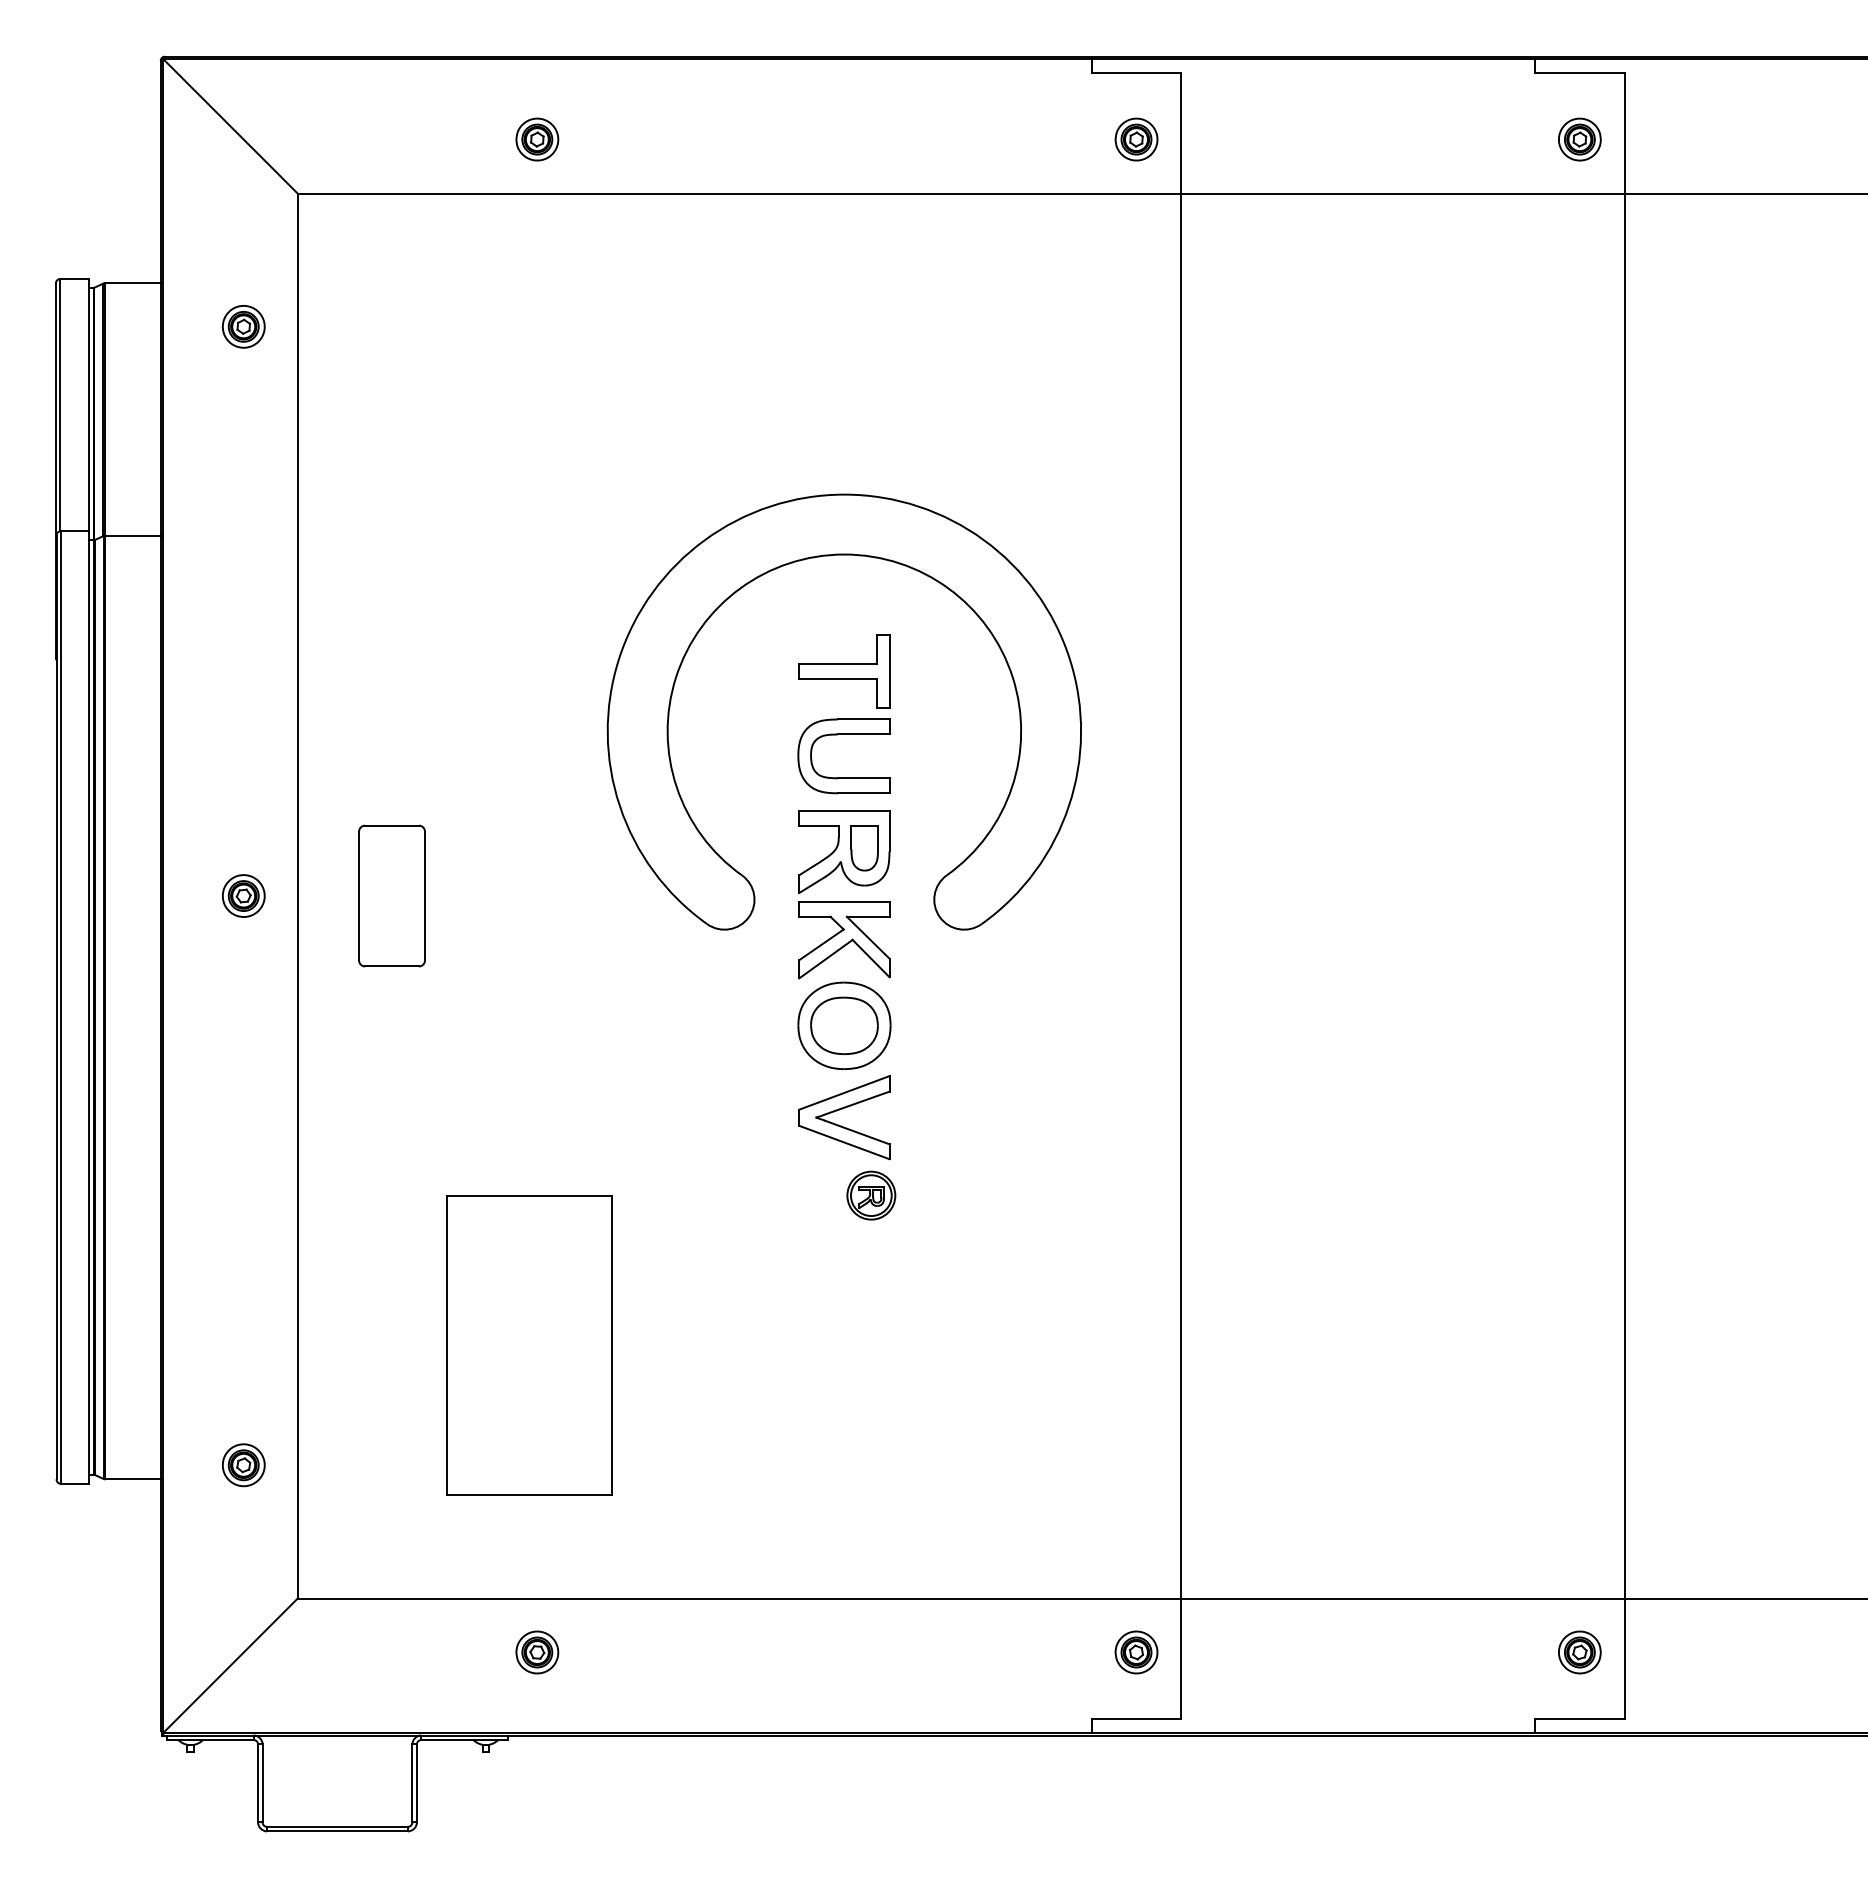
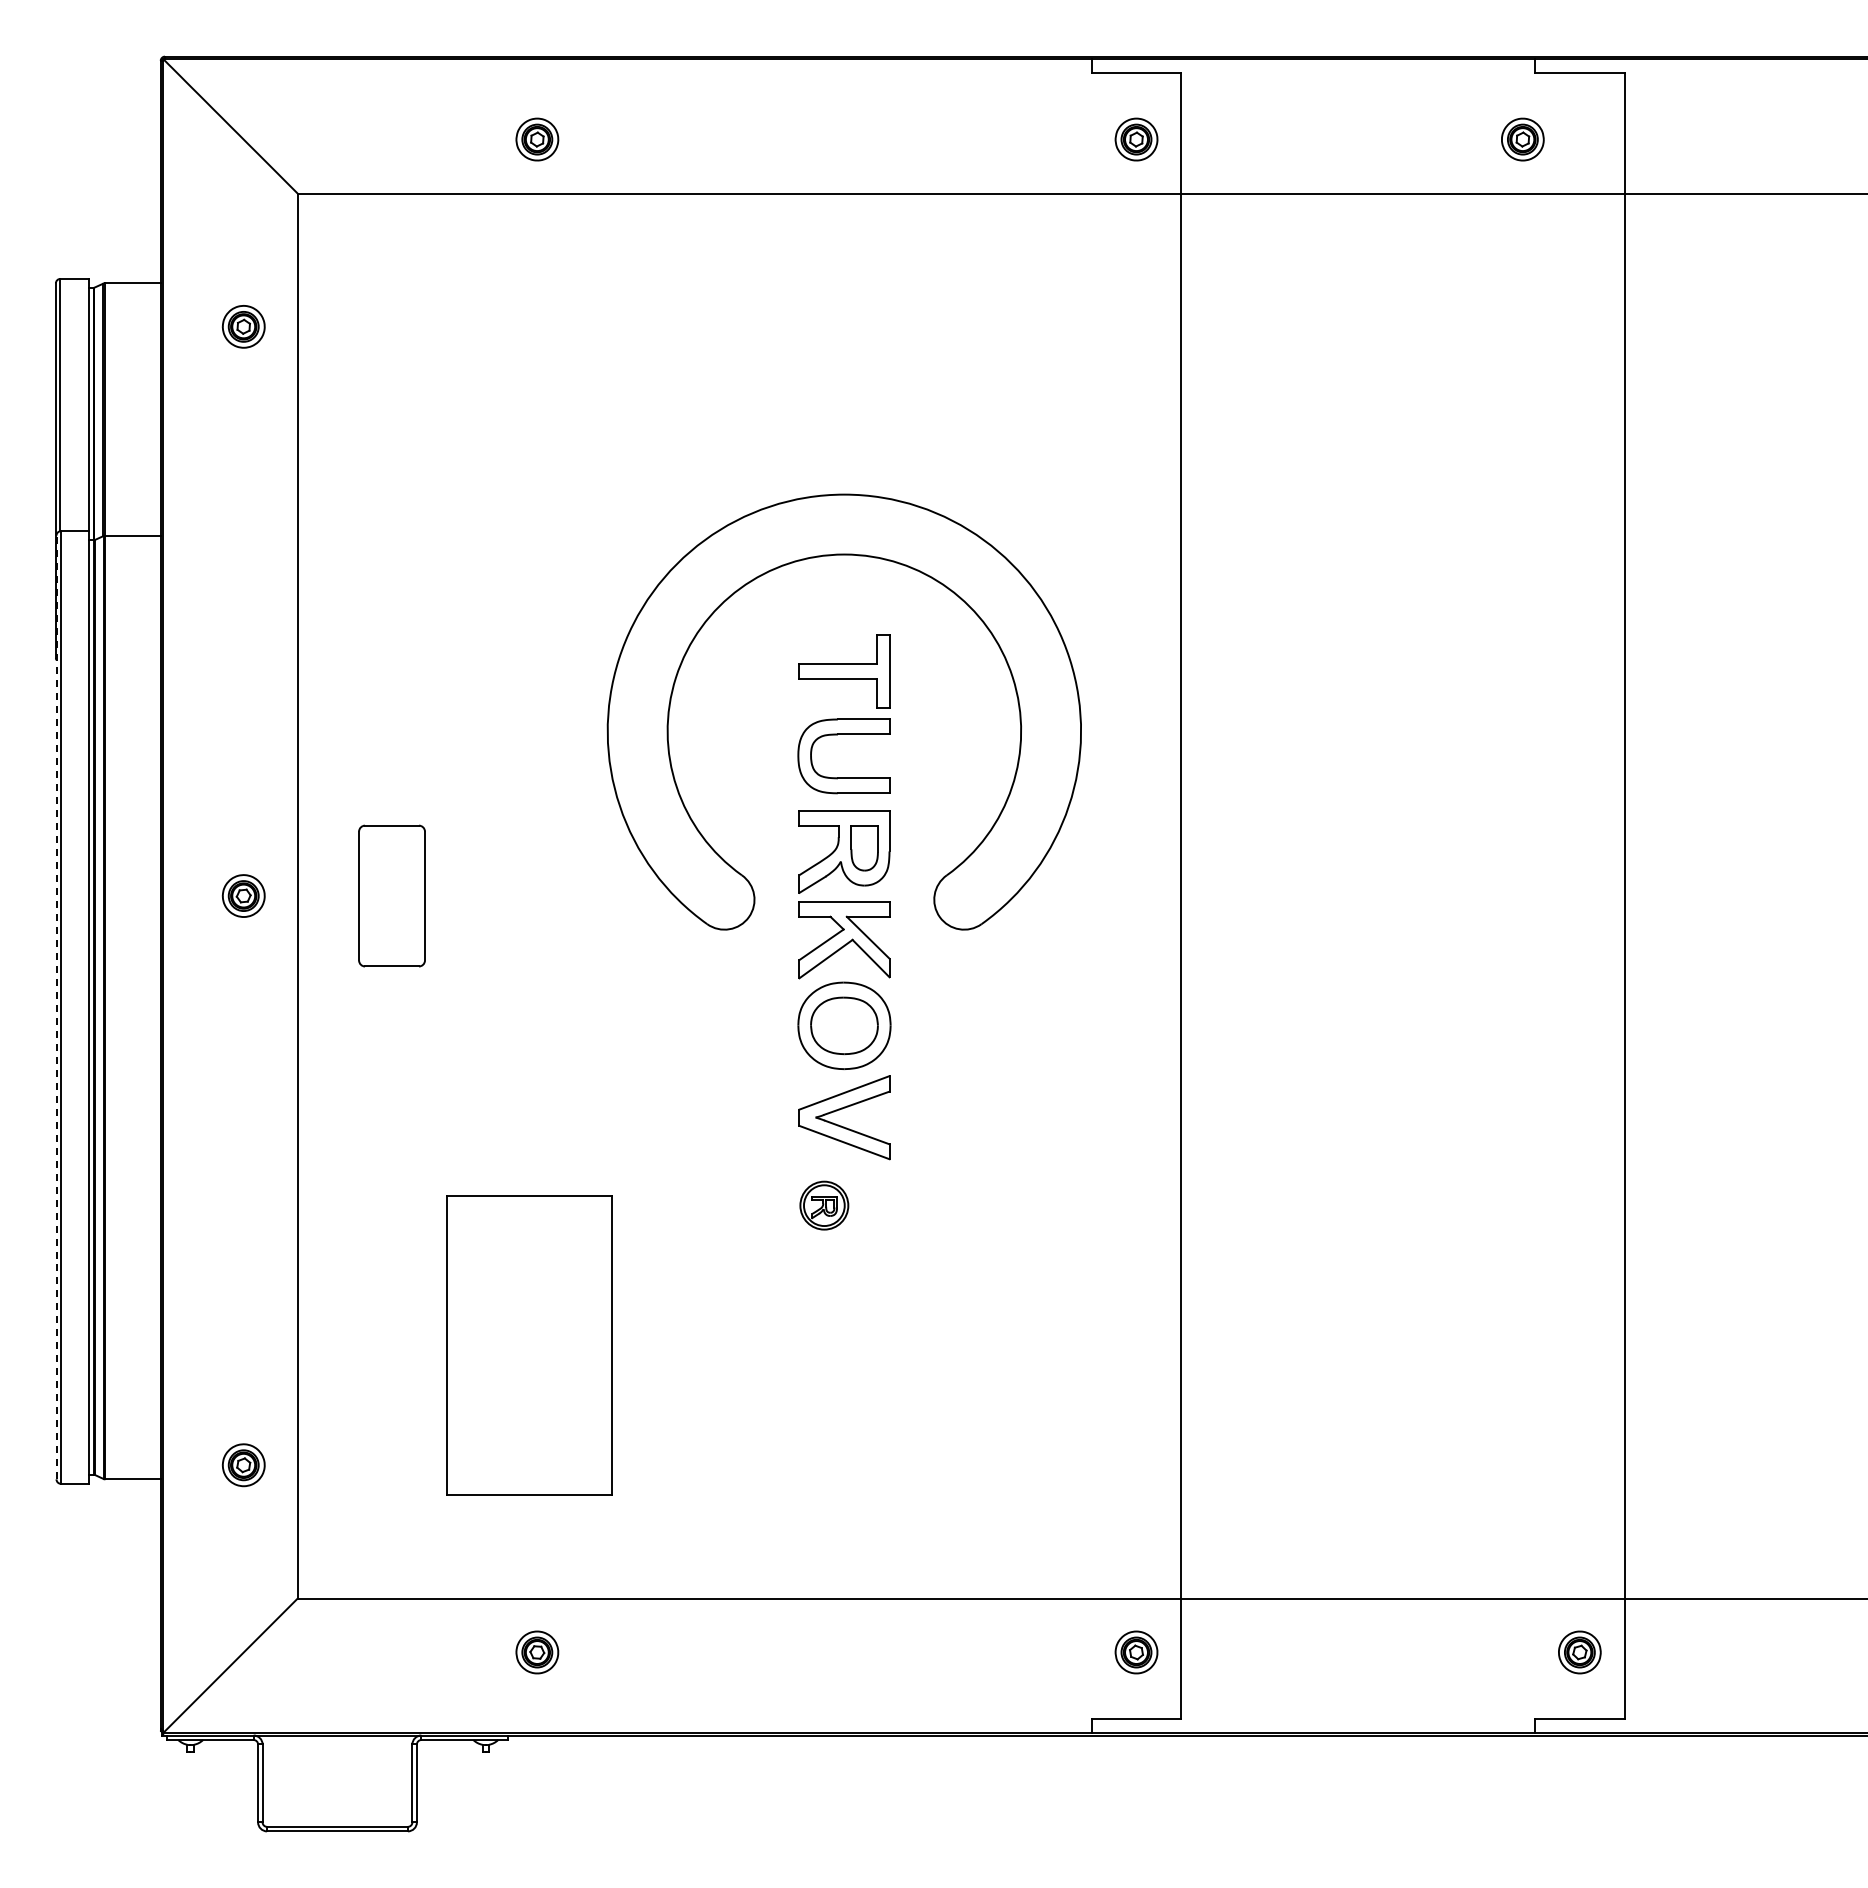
part position: (1579, 139) -> (1522, 139) (1522, 139)
line: solid -> dashed (56, 1007)
part position: (871, 1195) -> (824, 1205) (824, 1205)
